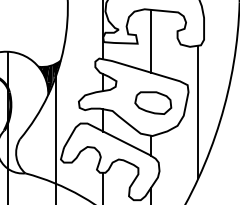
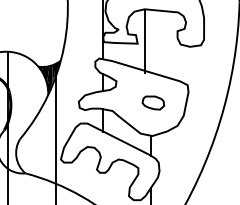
line position: (150, 40) -> (144, 40) (144, 40)
part size: 39x24 px -> 24x16 px (152, 102)
line: present -> none (198, 111)
line: present -> none (103, 186)
